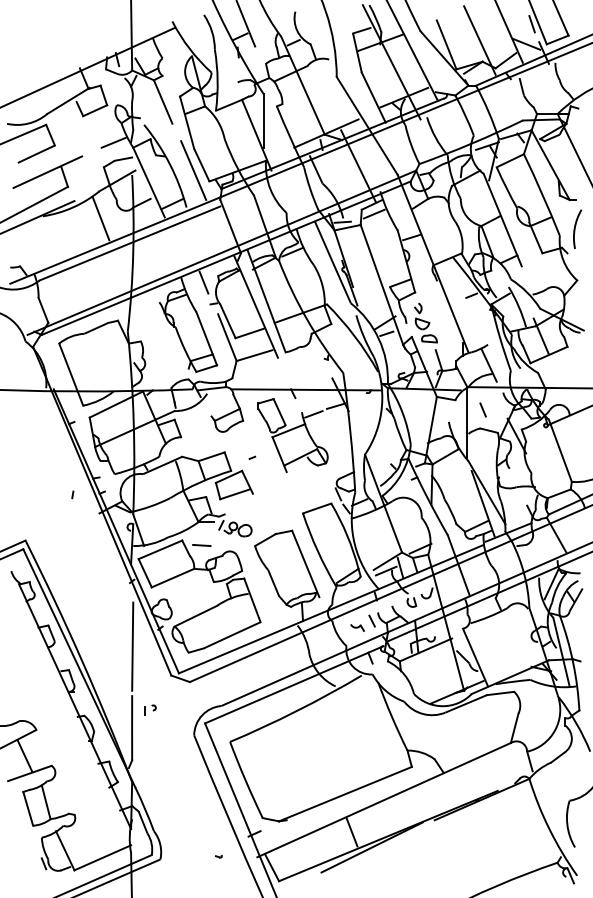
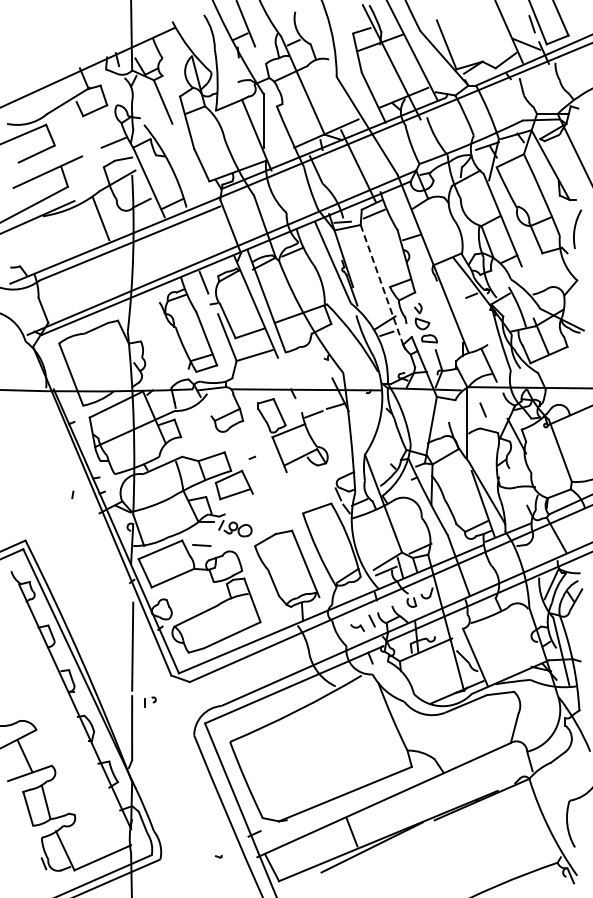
line: present -> none (479, 40)
line: present -> none (193, 170)
line: solid -> dashed (381, 284)
part position: (150, 709) -> (150, 701) (150, 701)
